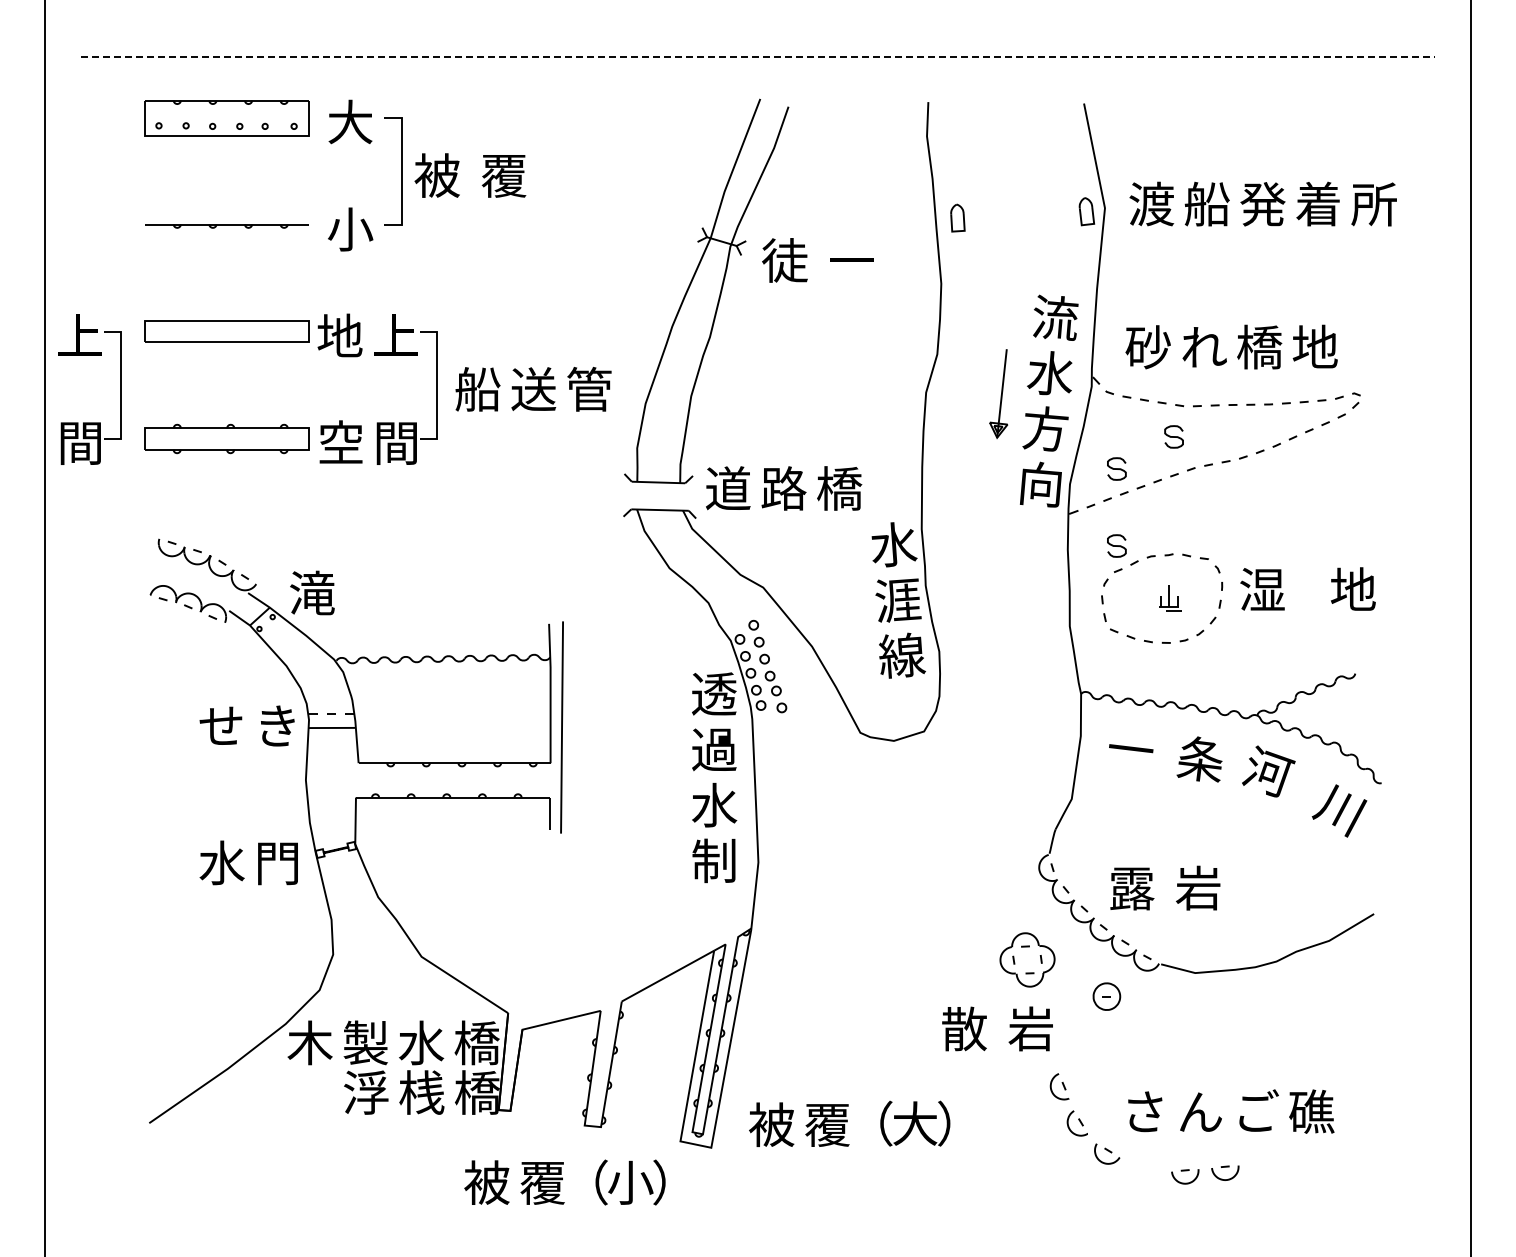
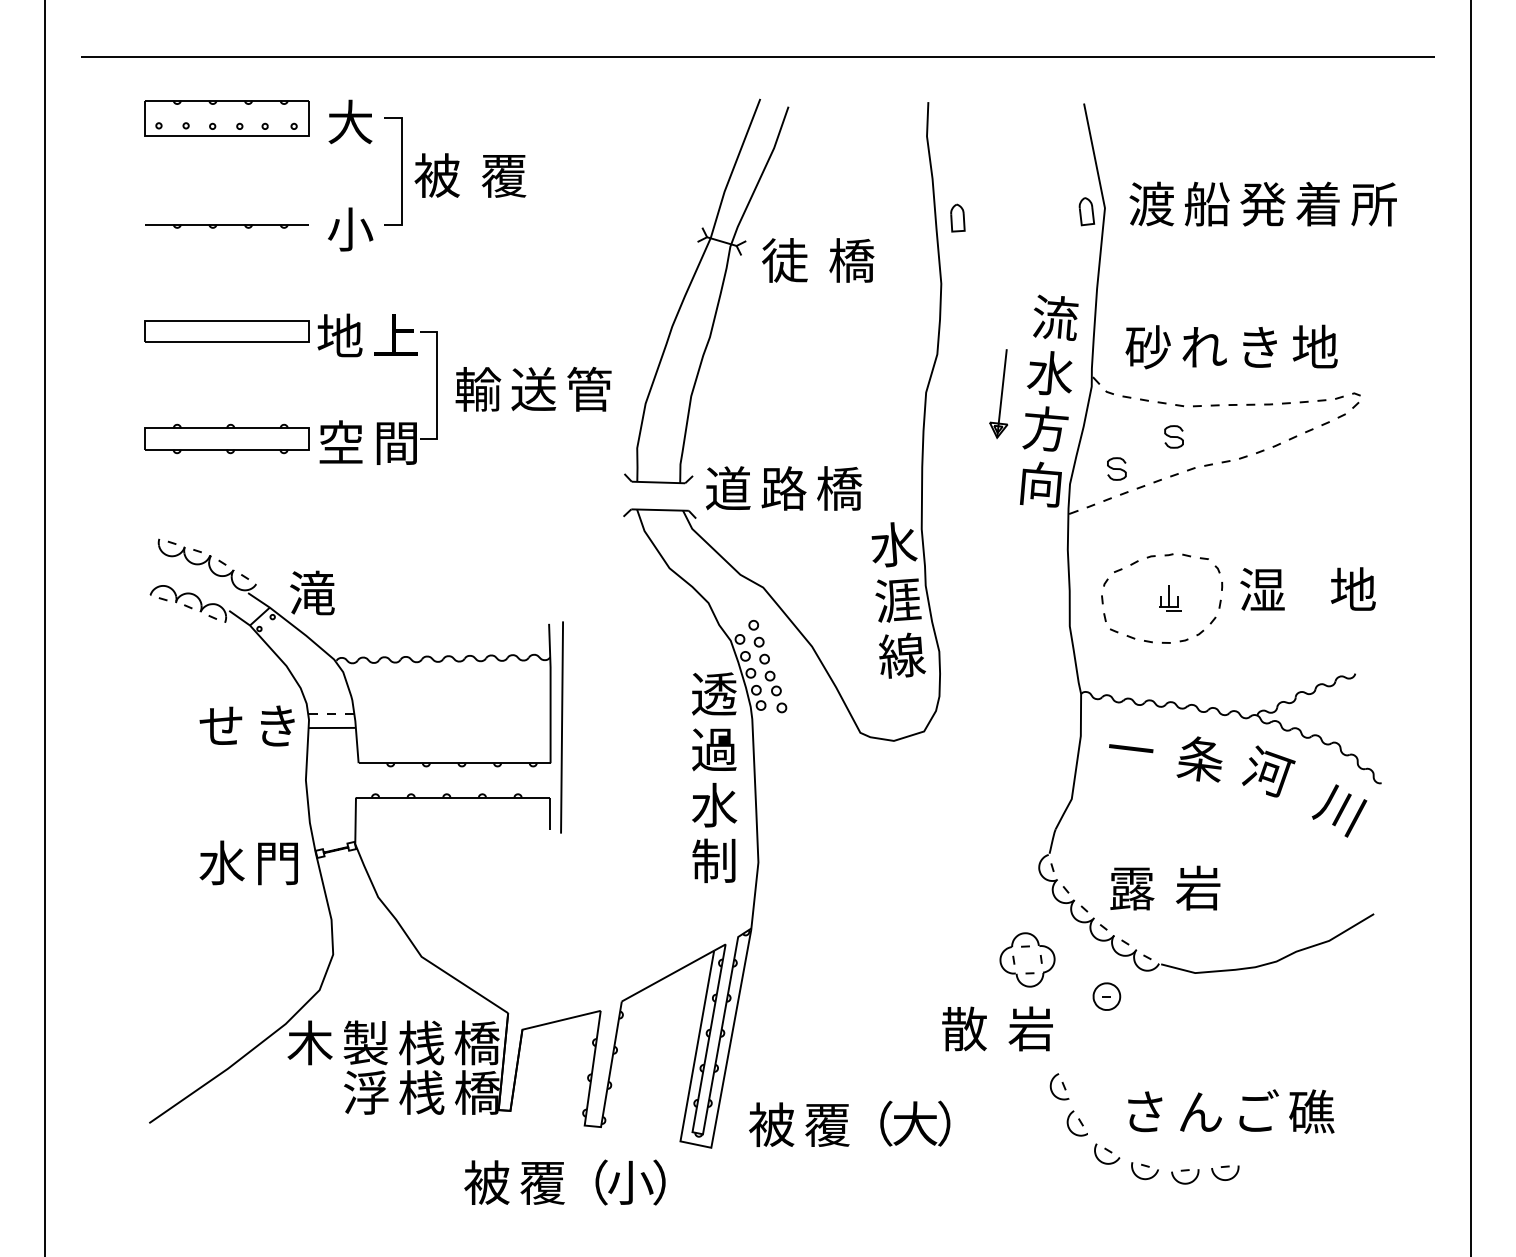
line: dashed -> solid (758, 57)
text: 一 -> 橋 (851, 260)
text: 橋 -> き (1259, 346)
part: present -> none (120, 389)
text: 船 -> 輸 (478, 389)
curve: present -> none (1116, 545)
text: 水 -> 桟 (421, 1042)
part: none -> present (1144, 1171)
